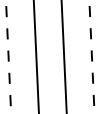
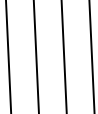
line: dashed -> solid (8, 56)
line: dashed -> solid (91, 56)
